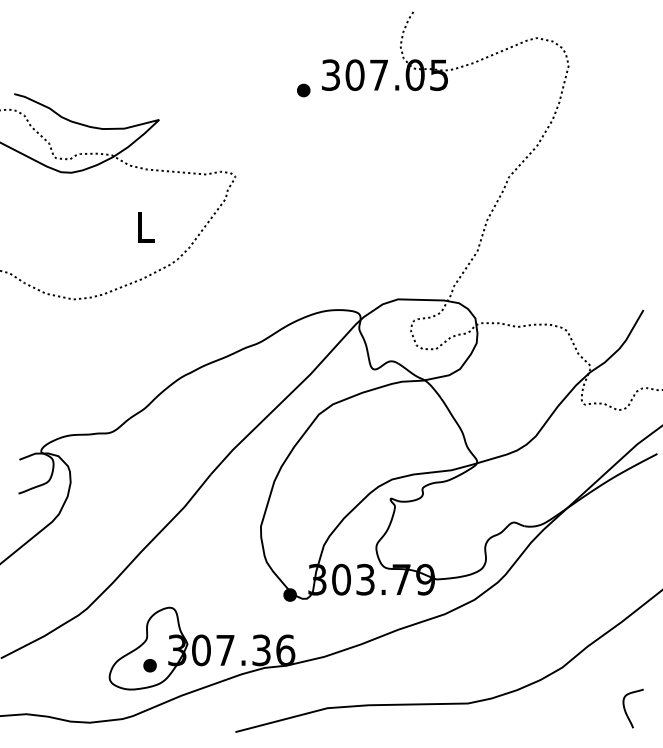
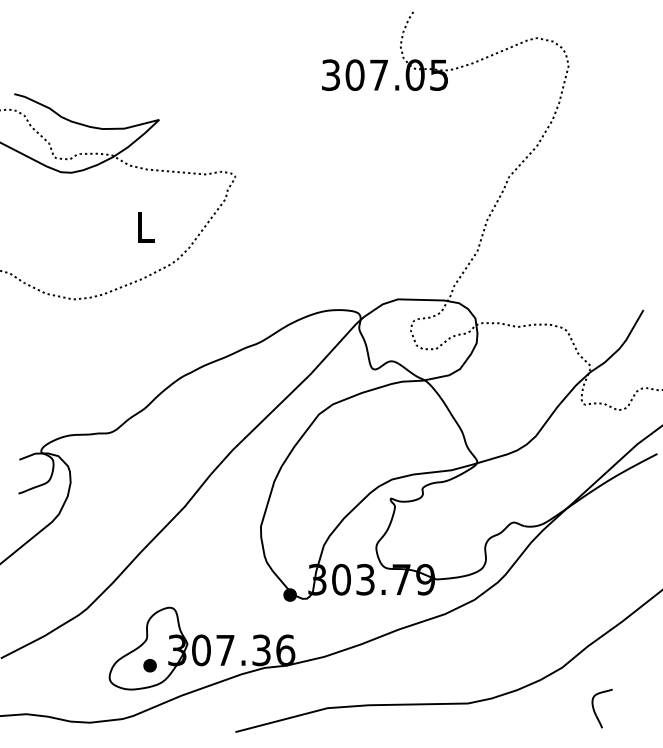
part: present -> none (303, 90)
part position: (626, 711) -> (595, 711) (595, 711)
